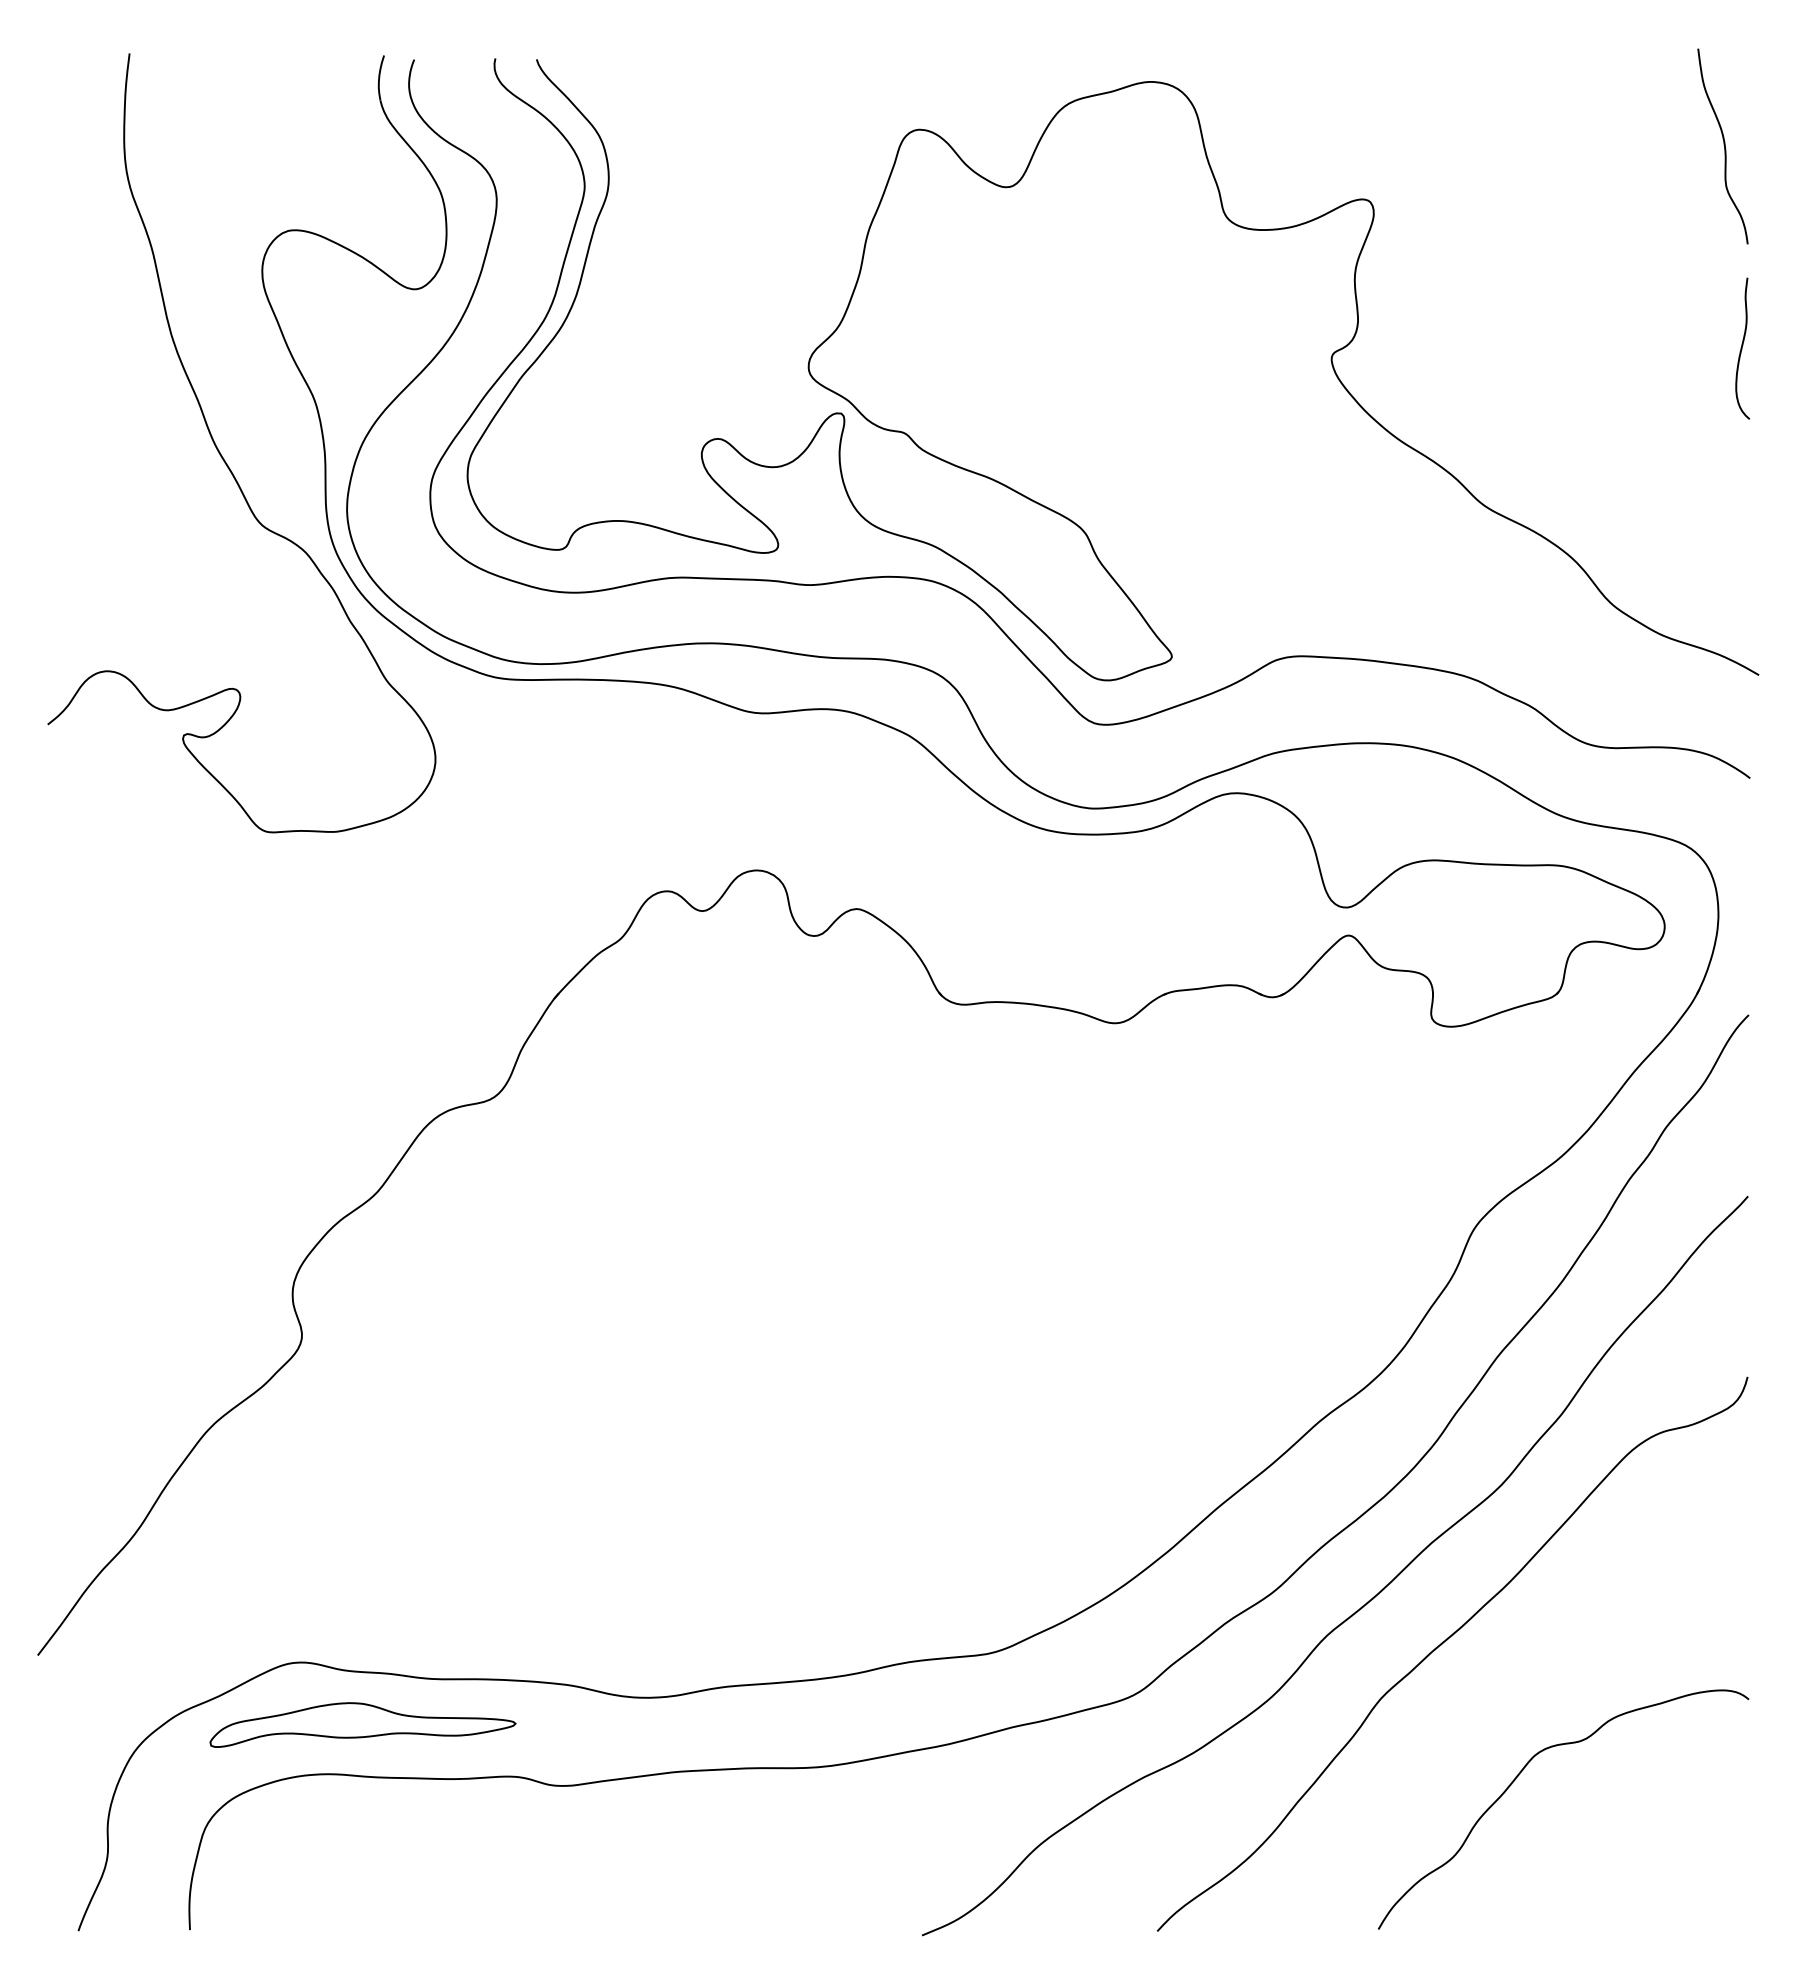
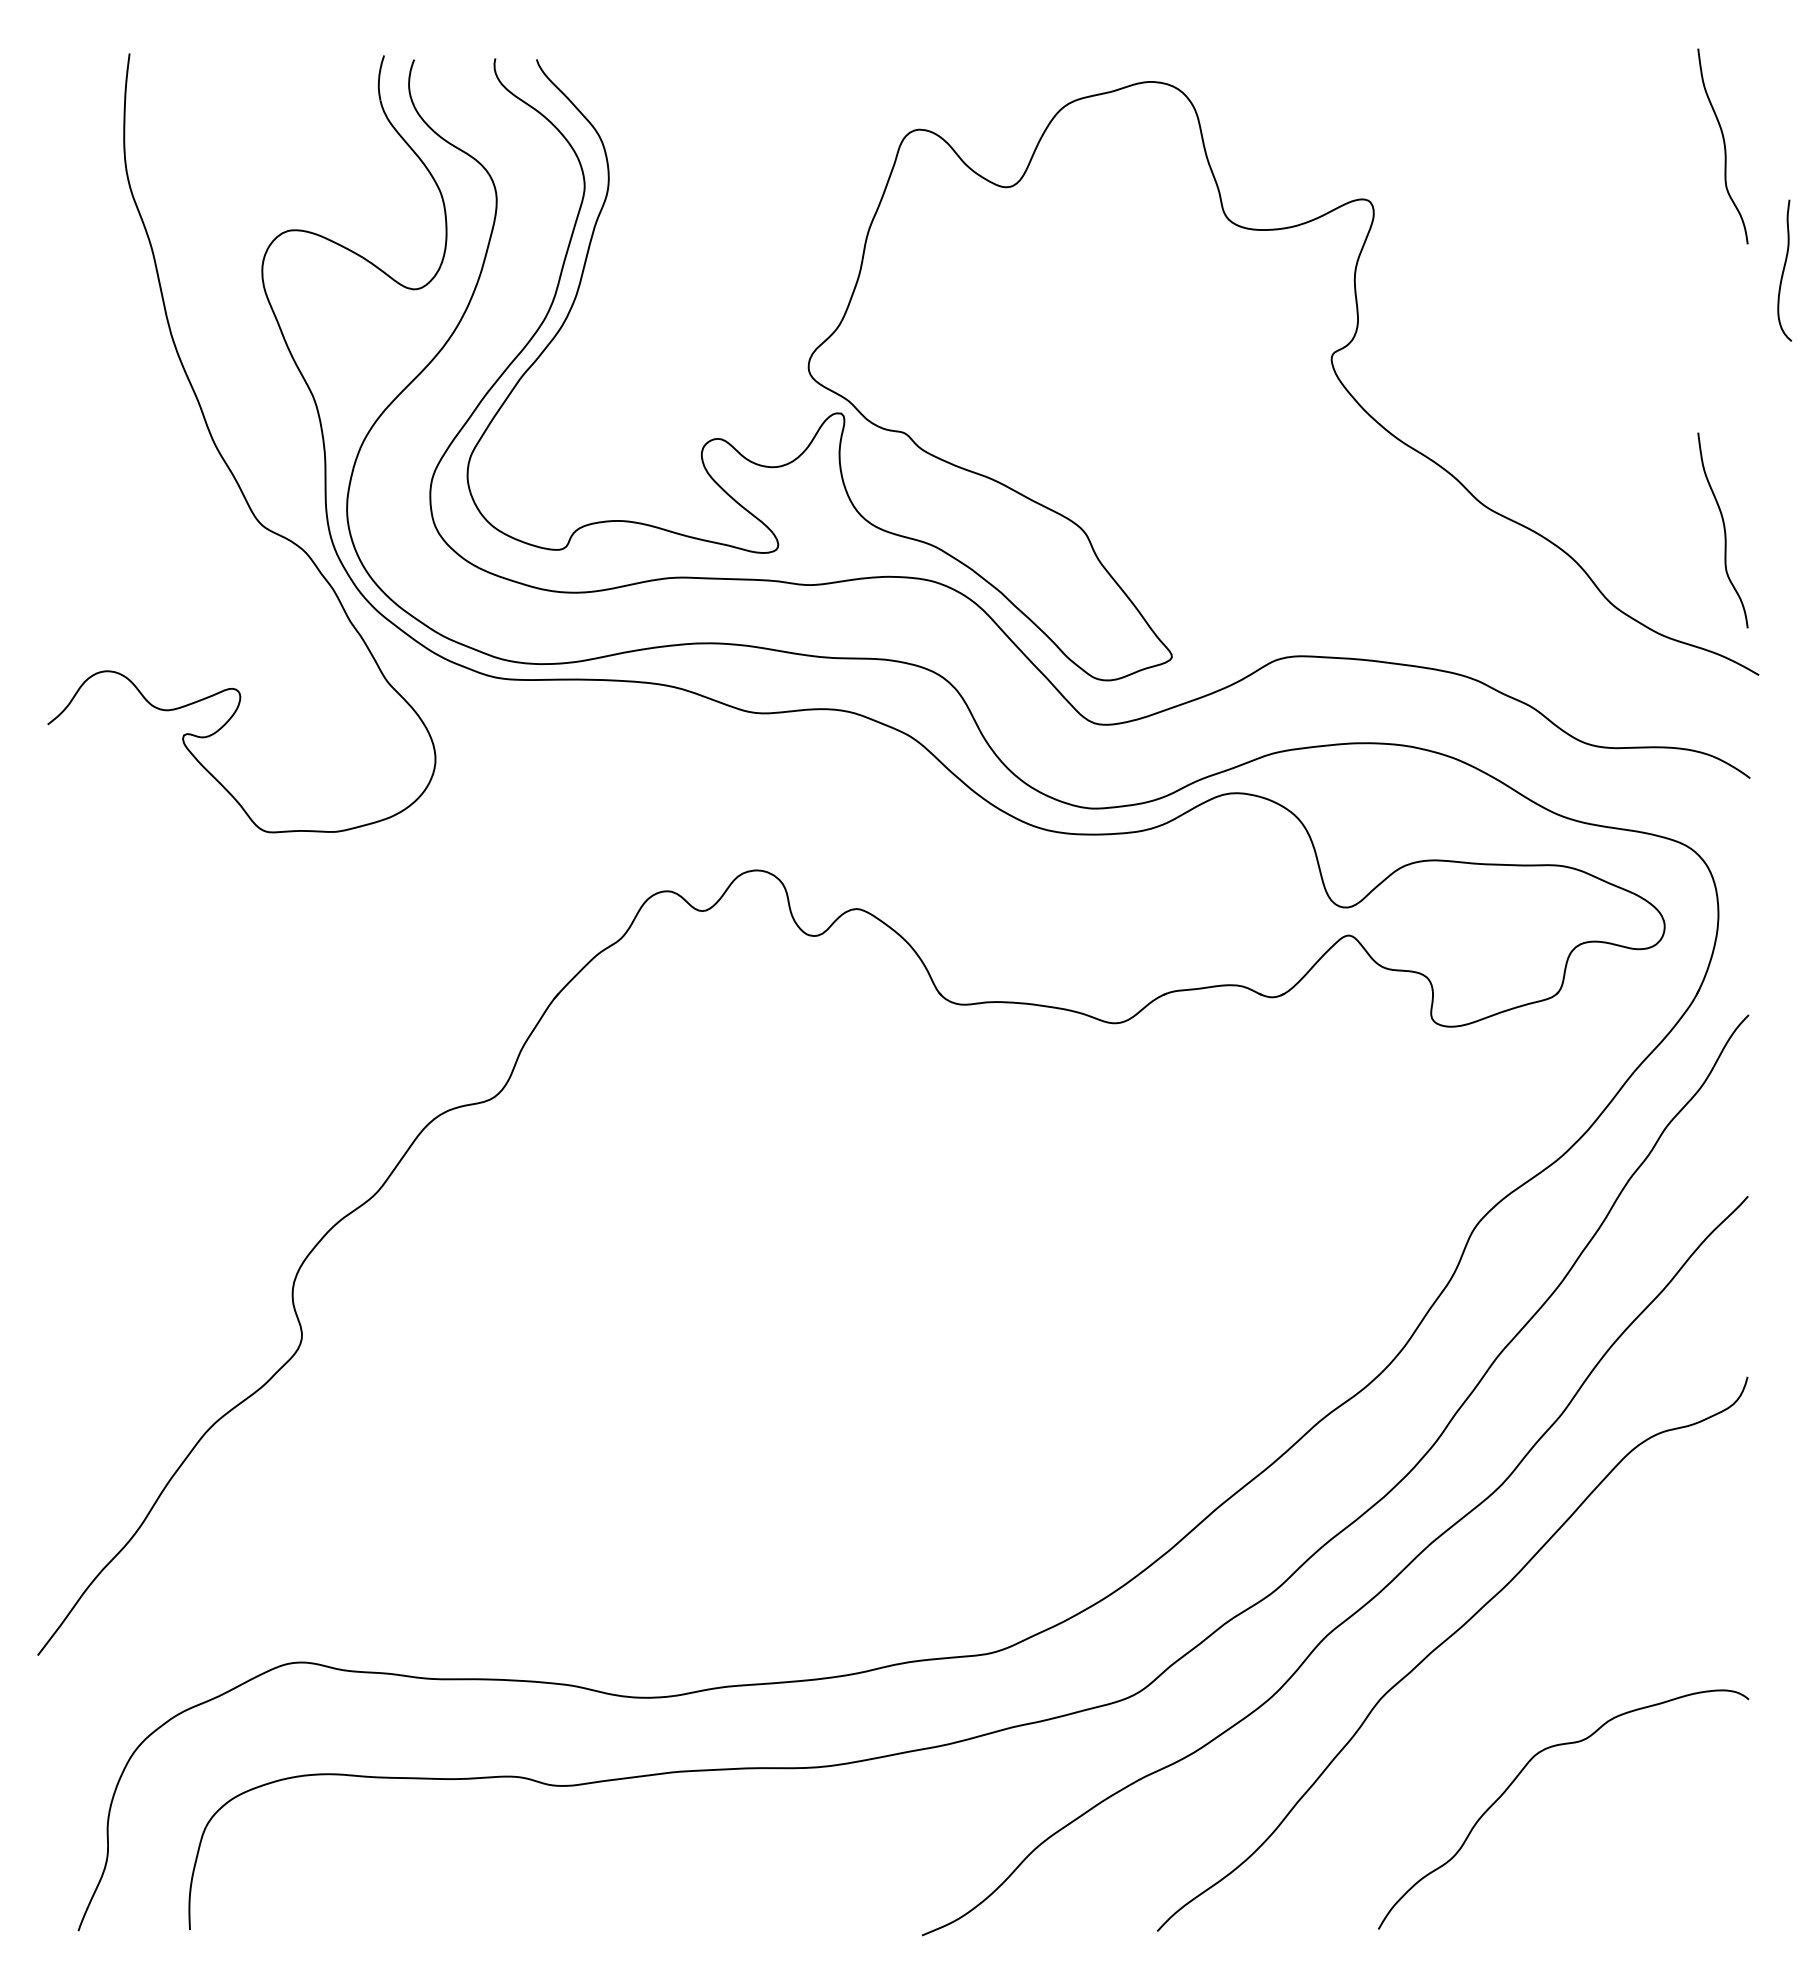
curve position: (1742, 348) -> (1784, 270) (1784, 270)
curve: none -> present (1723, 529)
part: present -> none (362, 1724)
